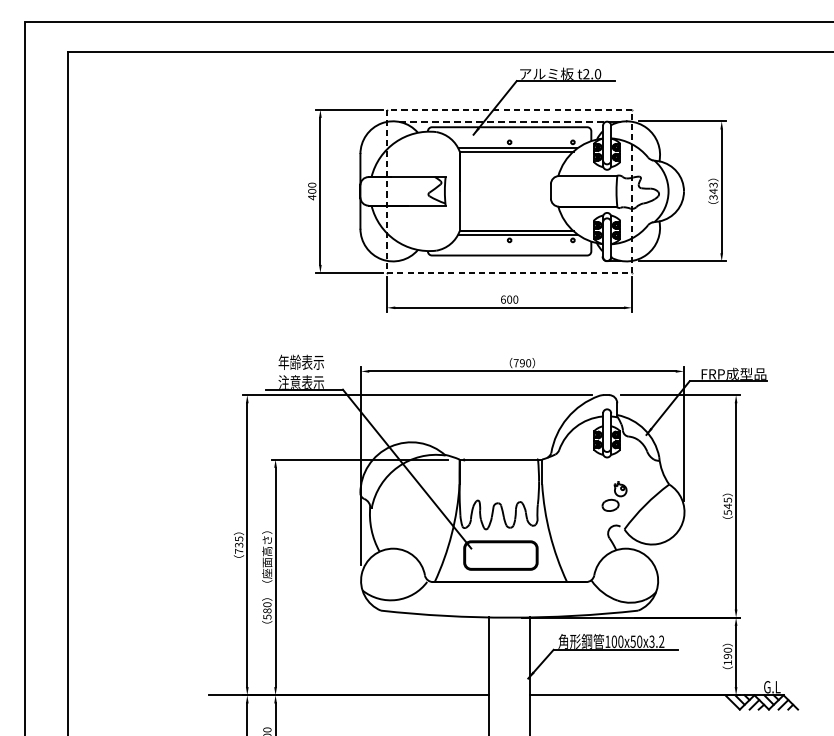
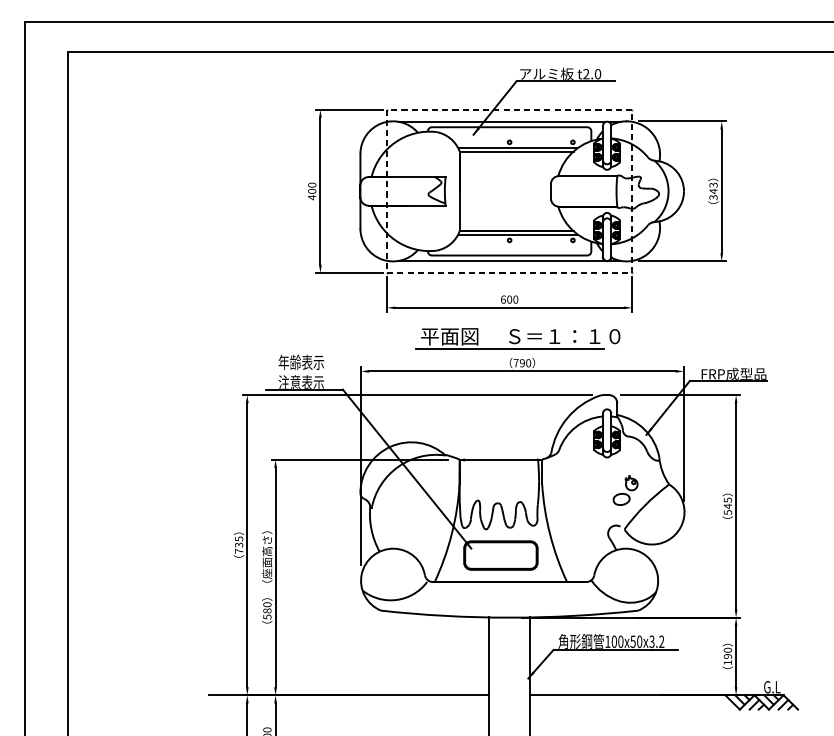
line: dashed -> solid (502, 121)
line: none -> present (502, 260)
part: none -> present (517, 338)
part position: (614, 496) -> (625, 490) (625, 490)
